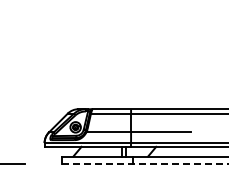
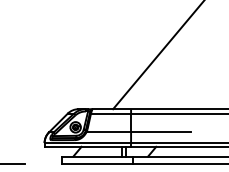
line: none -> present (157, 55)
line: dashed -> solid (145, 164)
